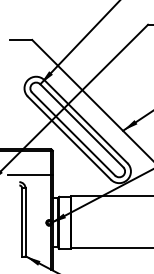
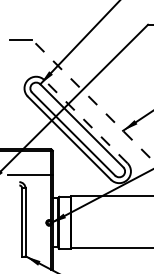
line: solid -> dashed (92, 100)
line: solid -> dashed (86, 121)
